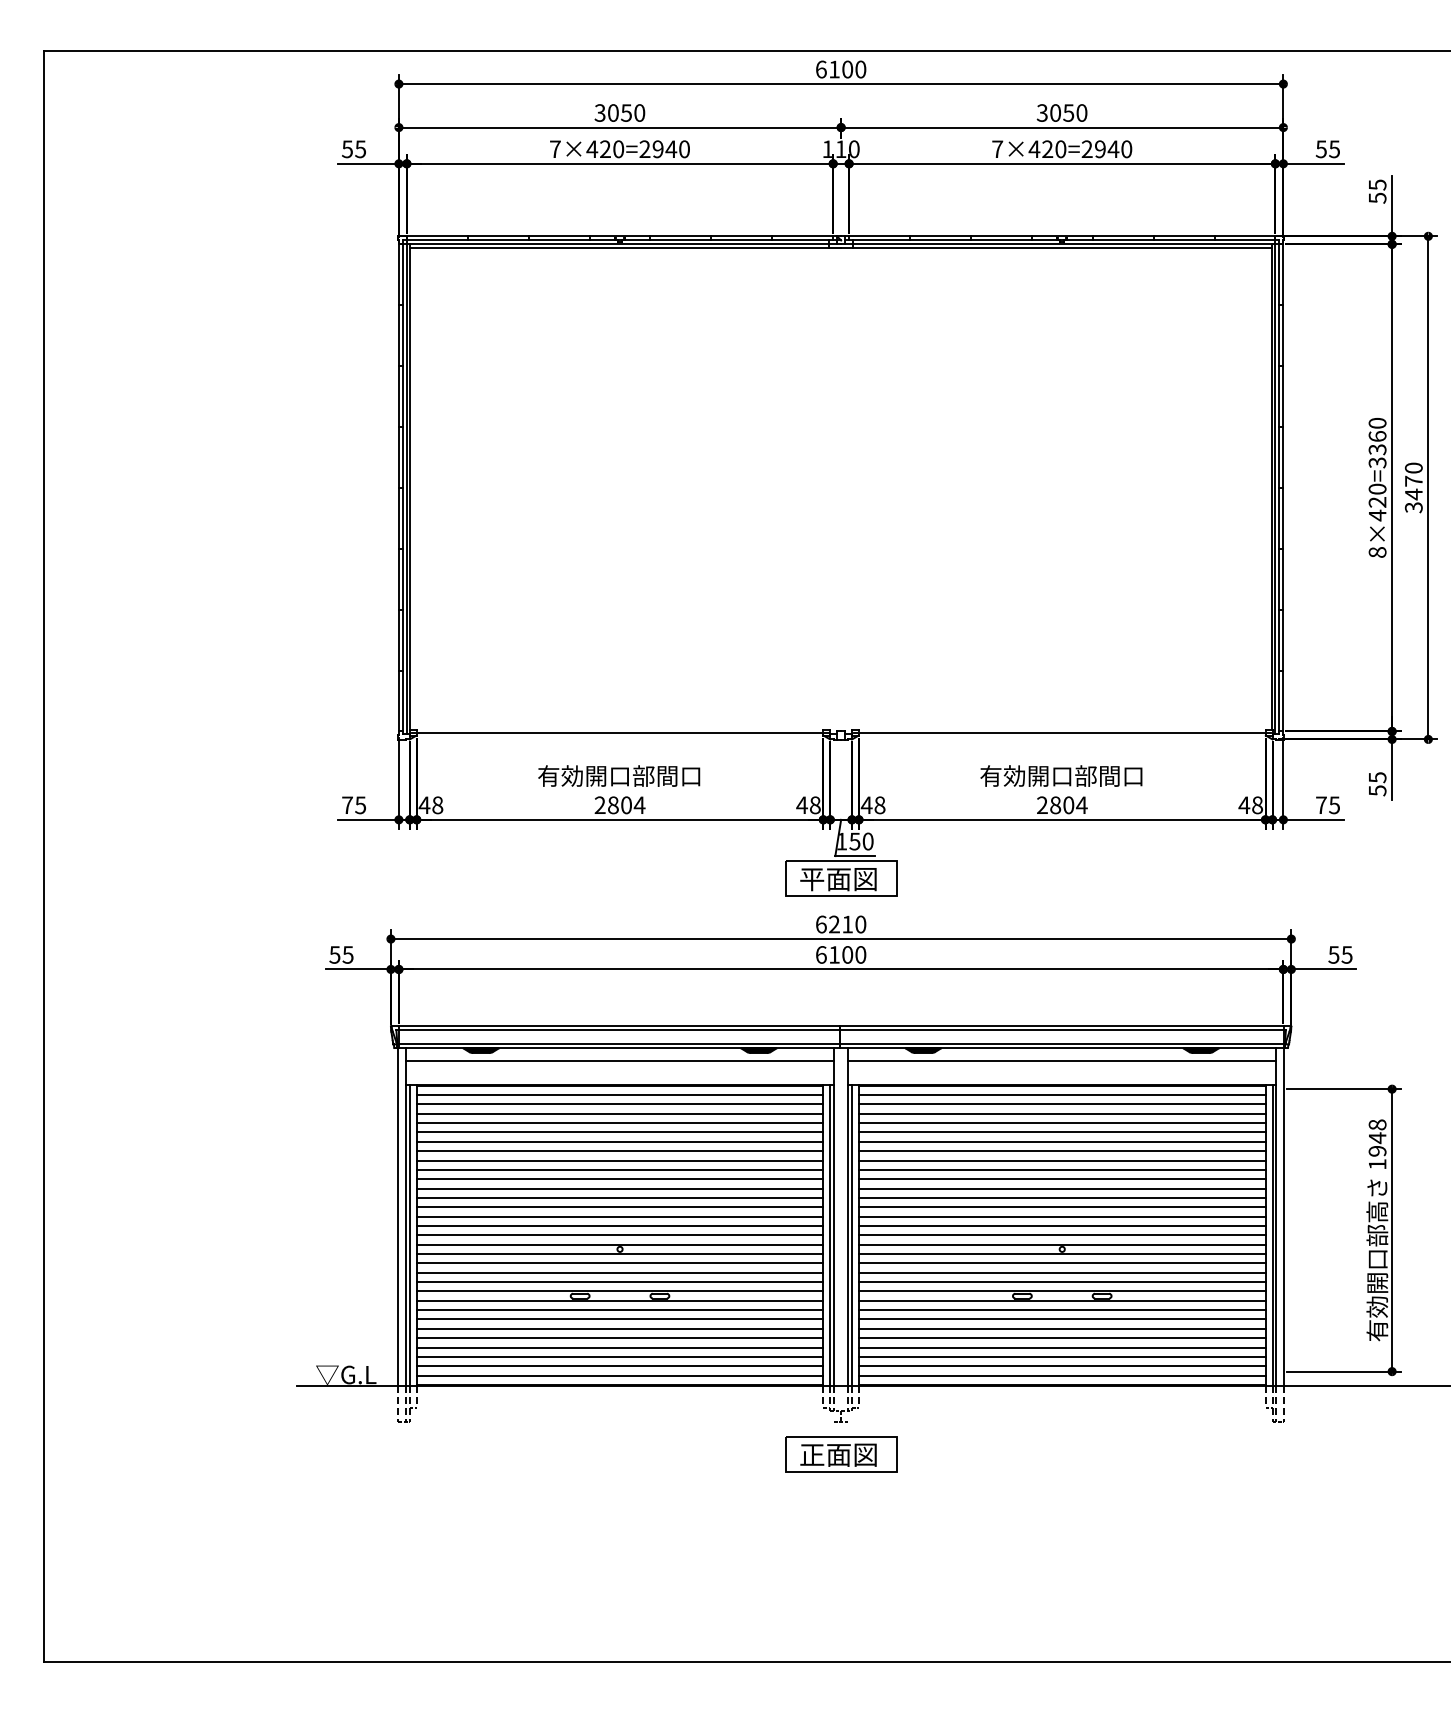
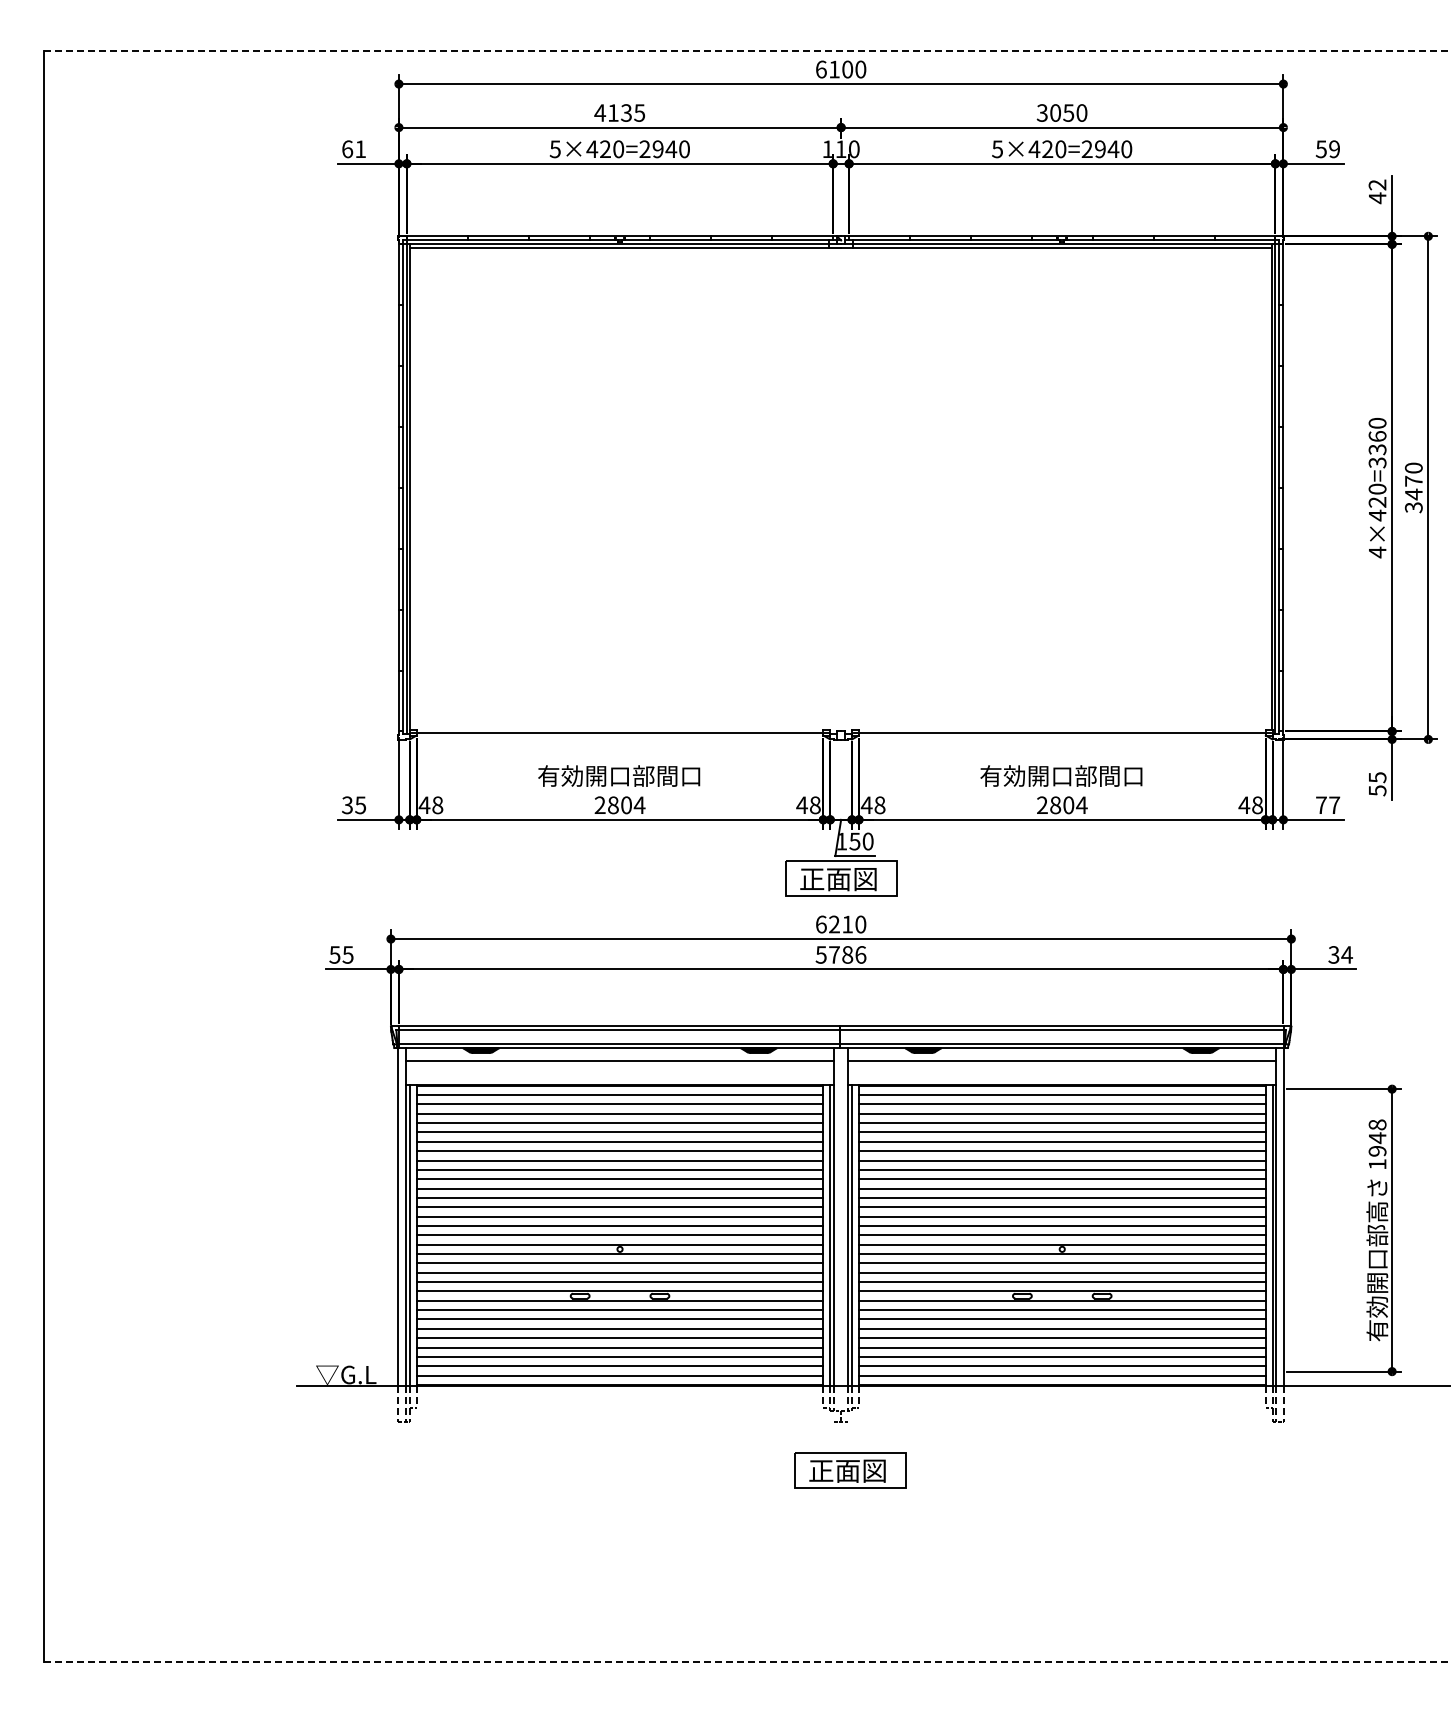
line: solid -> dashed (747, 51)
text: 3050 -> 4135 (619, 112)
text: 55 -> 61 (353, 149)
text: 7×420=2940 -> 5×420=2940 (554, 149)
text: 7×420=2940 -> 5×420=2940 (997, 149)
text: 55 -> 59 (1334, 149)
text: 55 -> 42 (1377, 191)
text: 8×420=3360 -> 4×420=3360 (1377, 552)
text: 75 -> 35 (347, 805)
text: 75 -> 77 (1334, 805)
text: 平面図 -> 正面図 (812, 879)
text: 6100 -> 5786 (840, 954)
text: 55 -> 34 (1340, 954)
part position: (841, 1454) -> (850, 1470) (850, 1470)
line: solid -> dashed (747, 1661)
